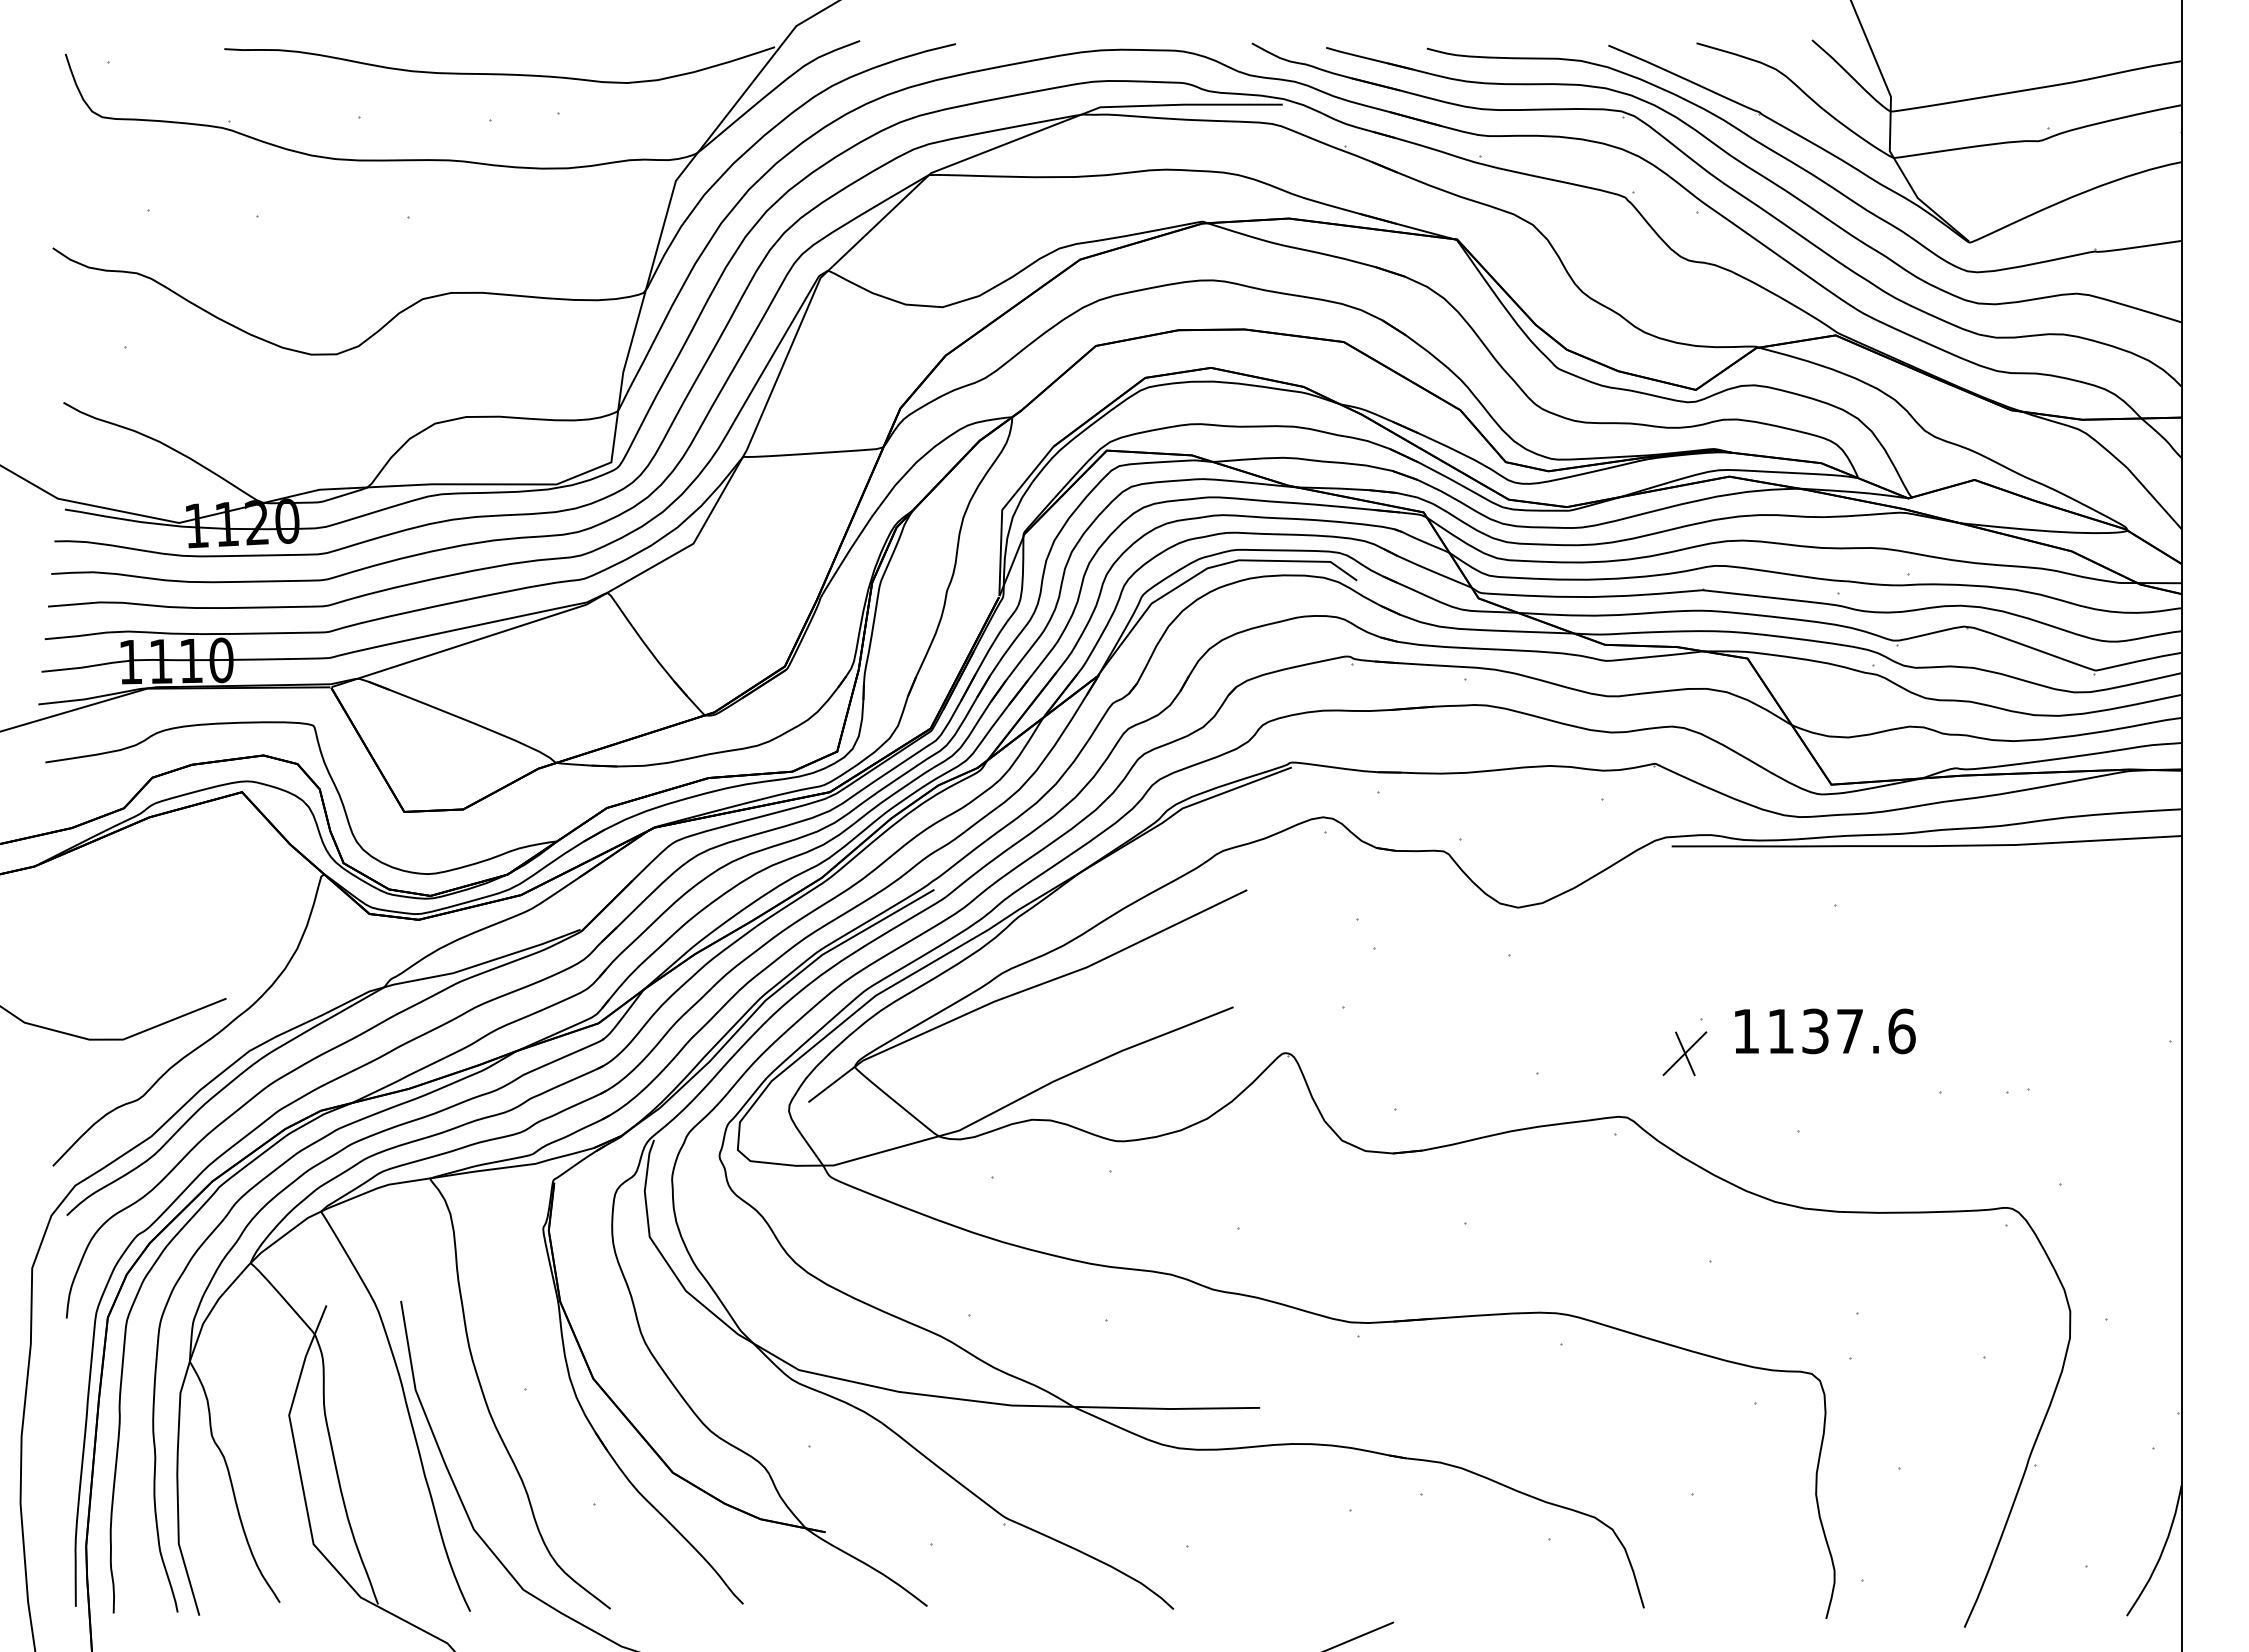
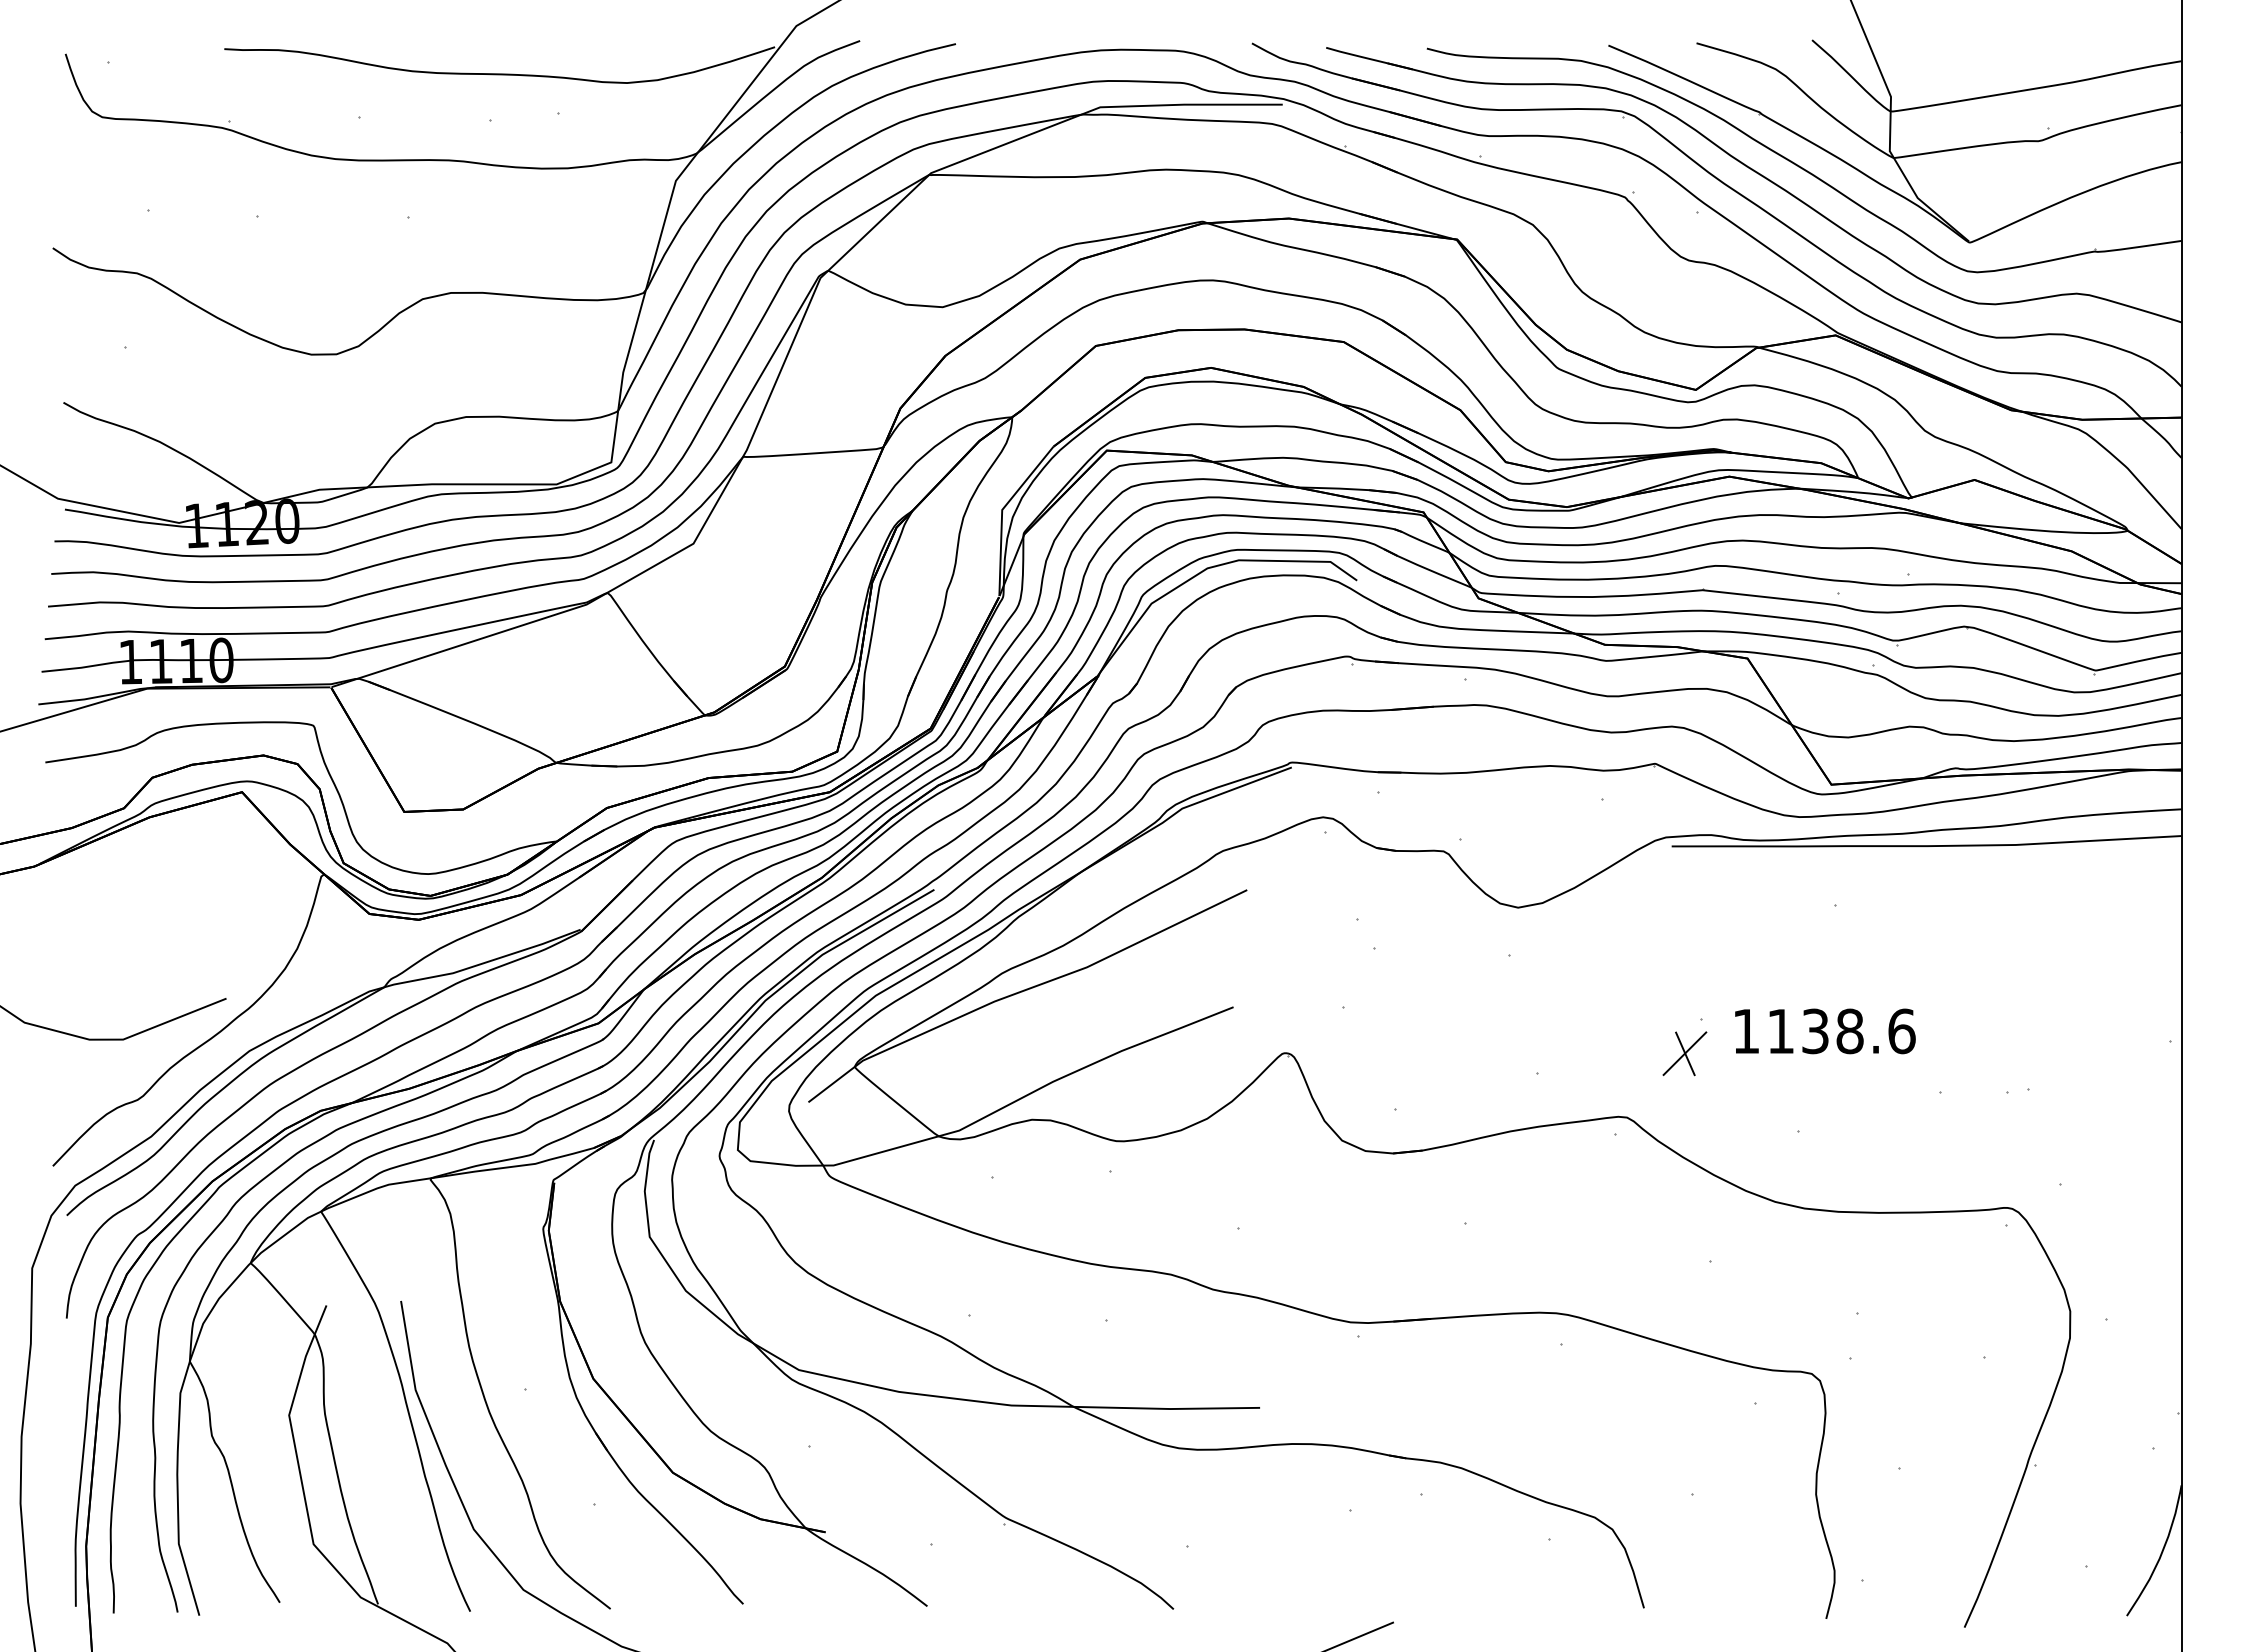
text: 1137.6 -> 1138.6 (1849, 1031)
